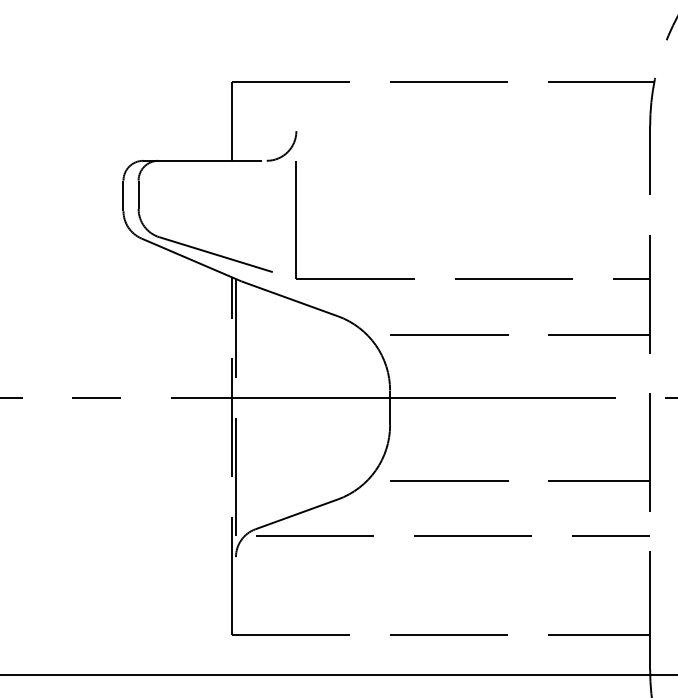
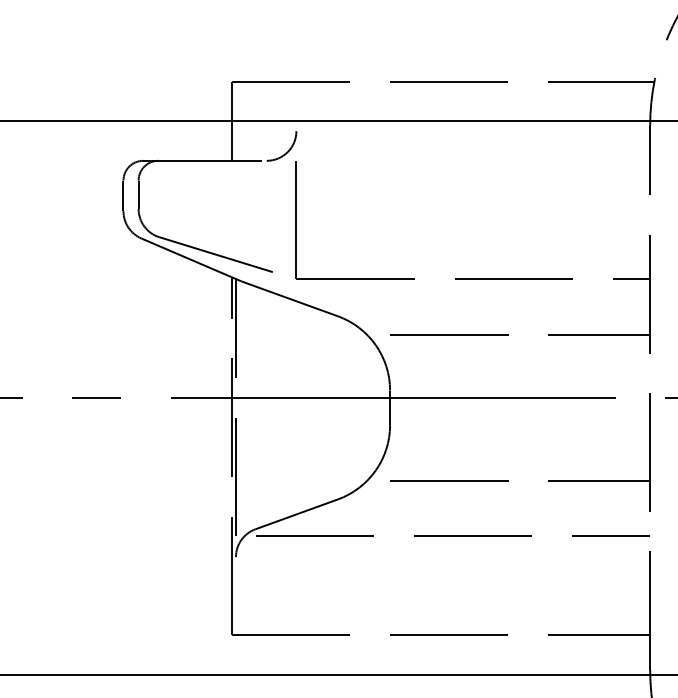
line: none -> present (338, 121)
